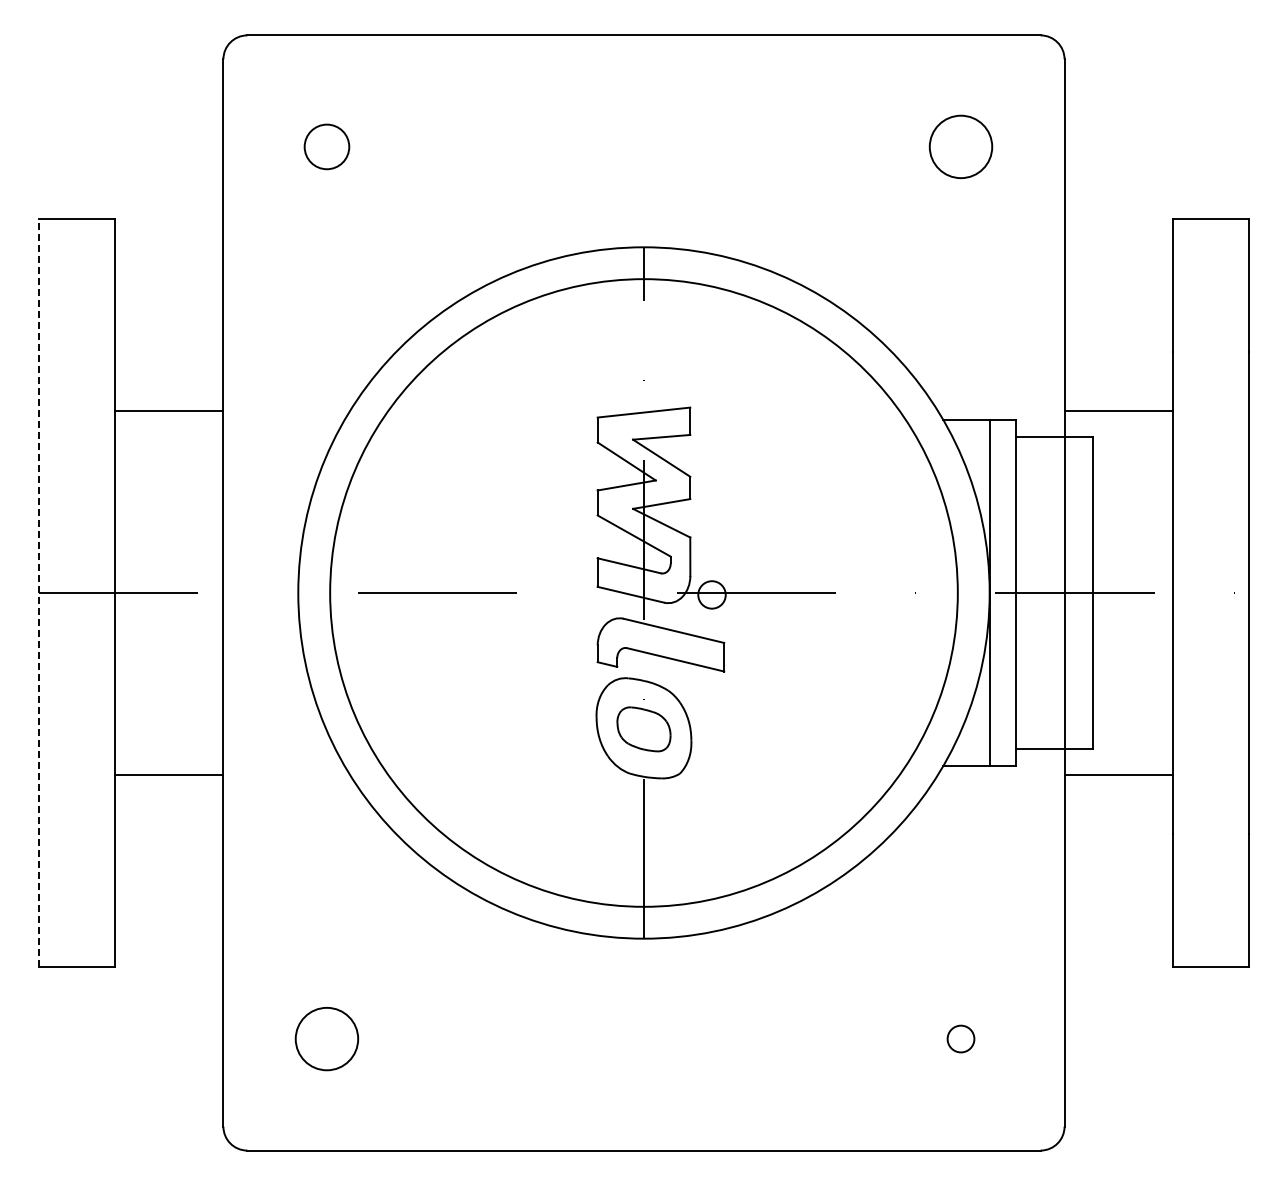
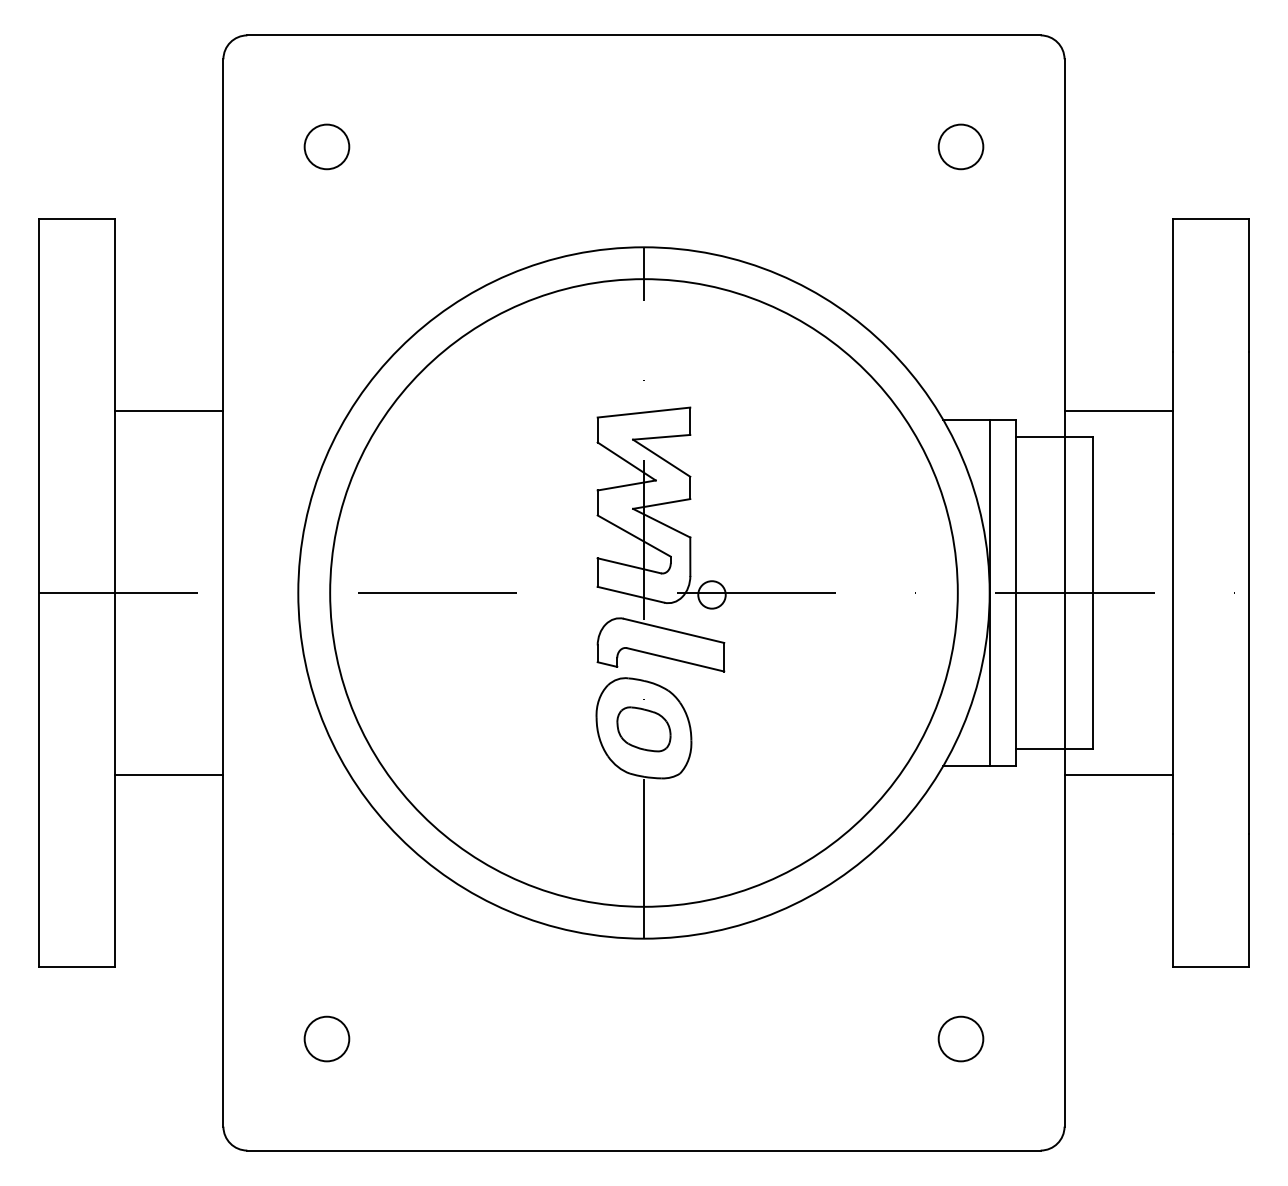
circle diameter: 62 px -> 45 px (960, 146)
line: dashed -> solid (38, 592)
circle diameter: 27 px -> 45 px (960, 1038)
circle size: 66x65 px -> 48x48 px (326, 1038)
